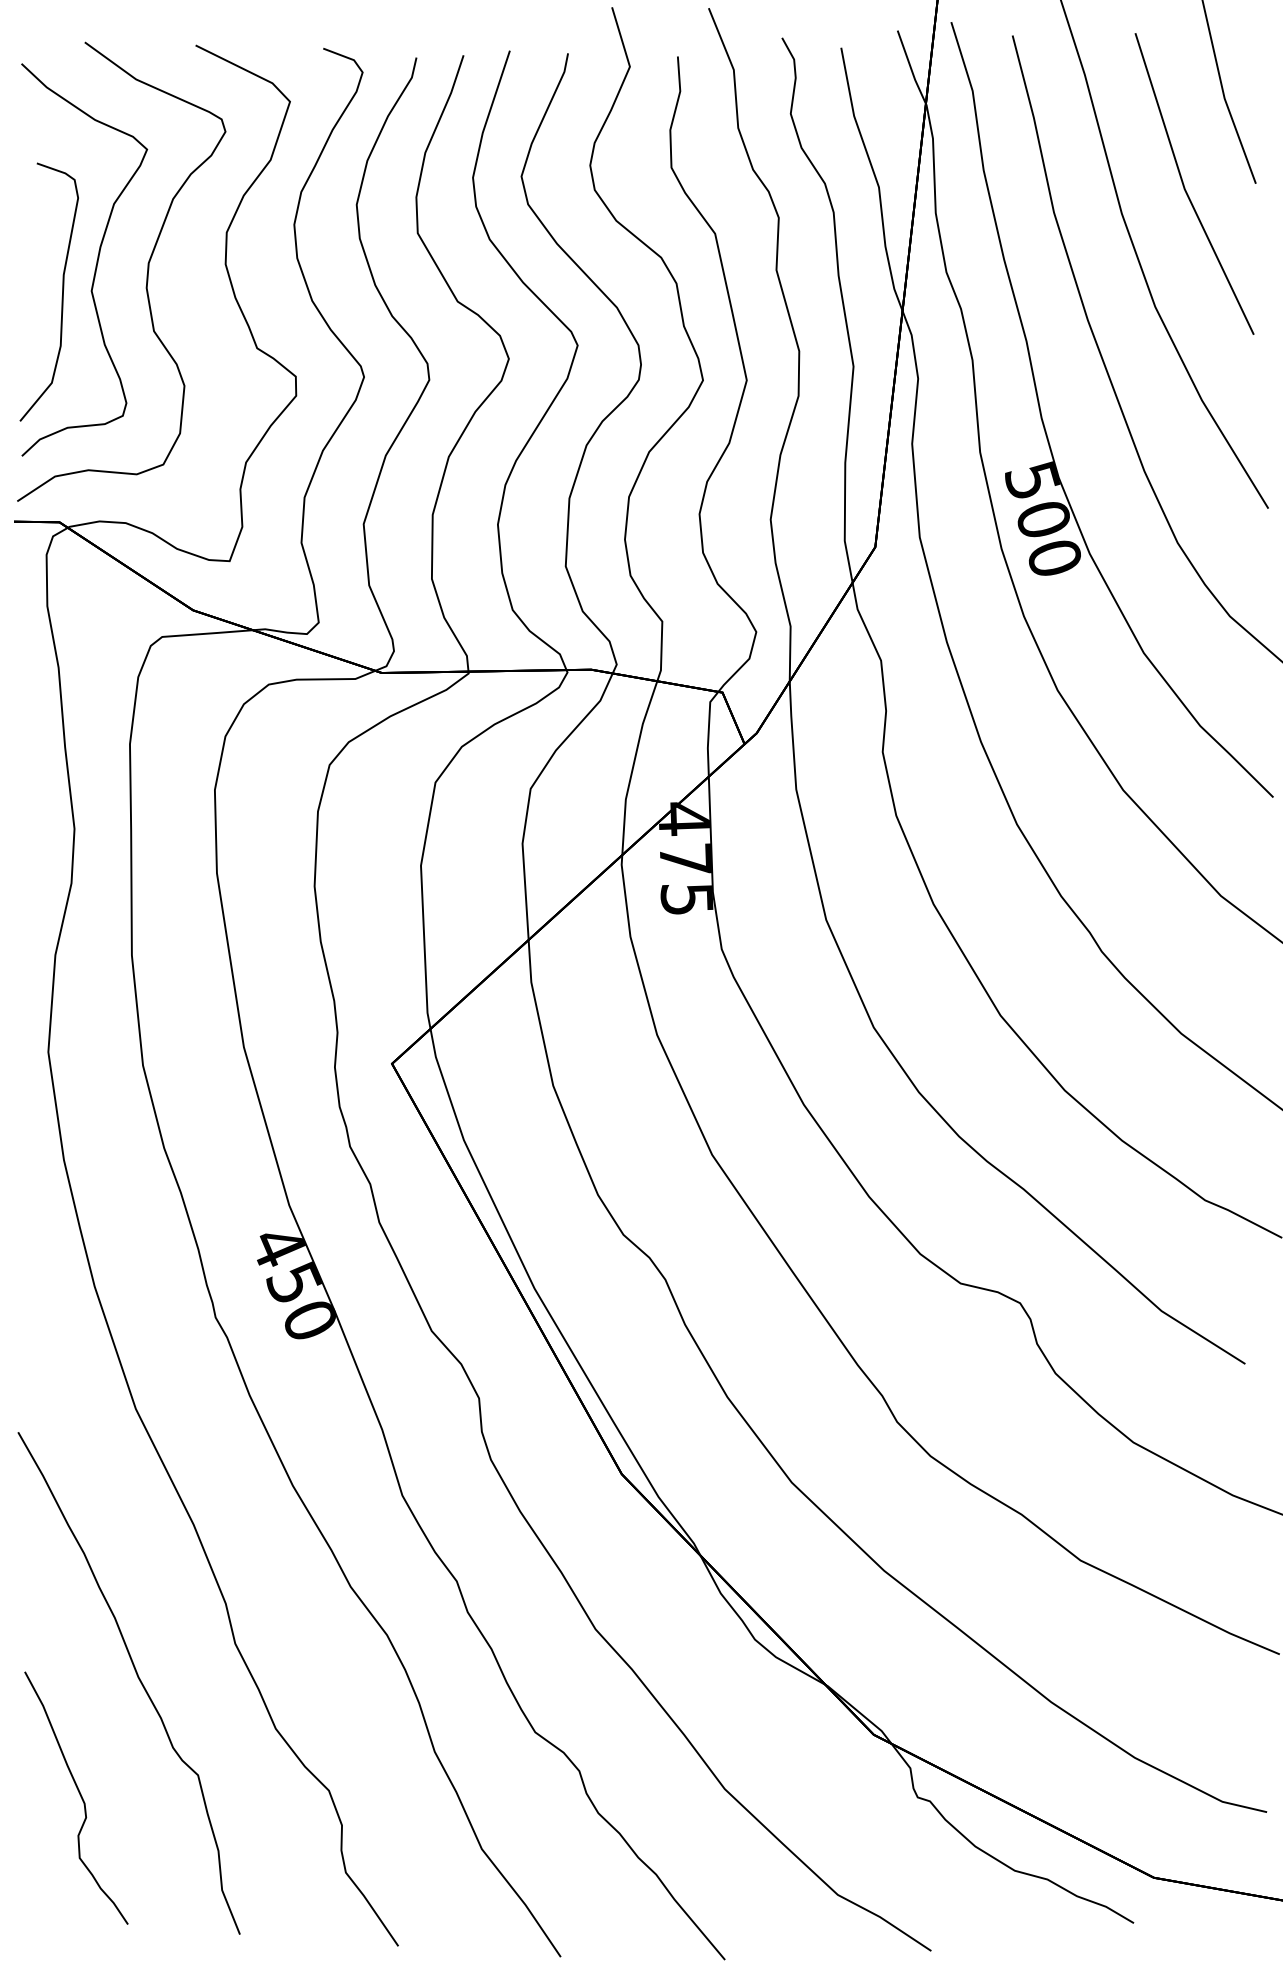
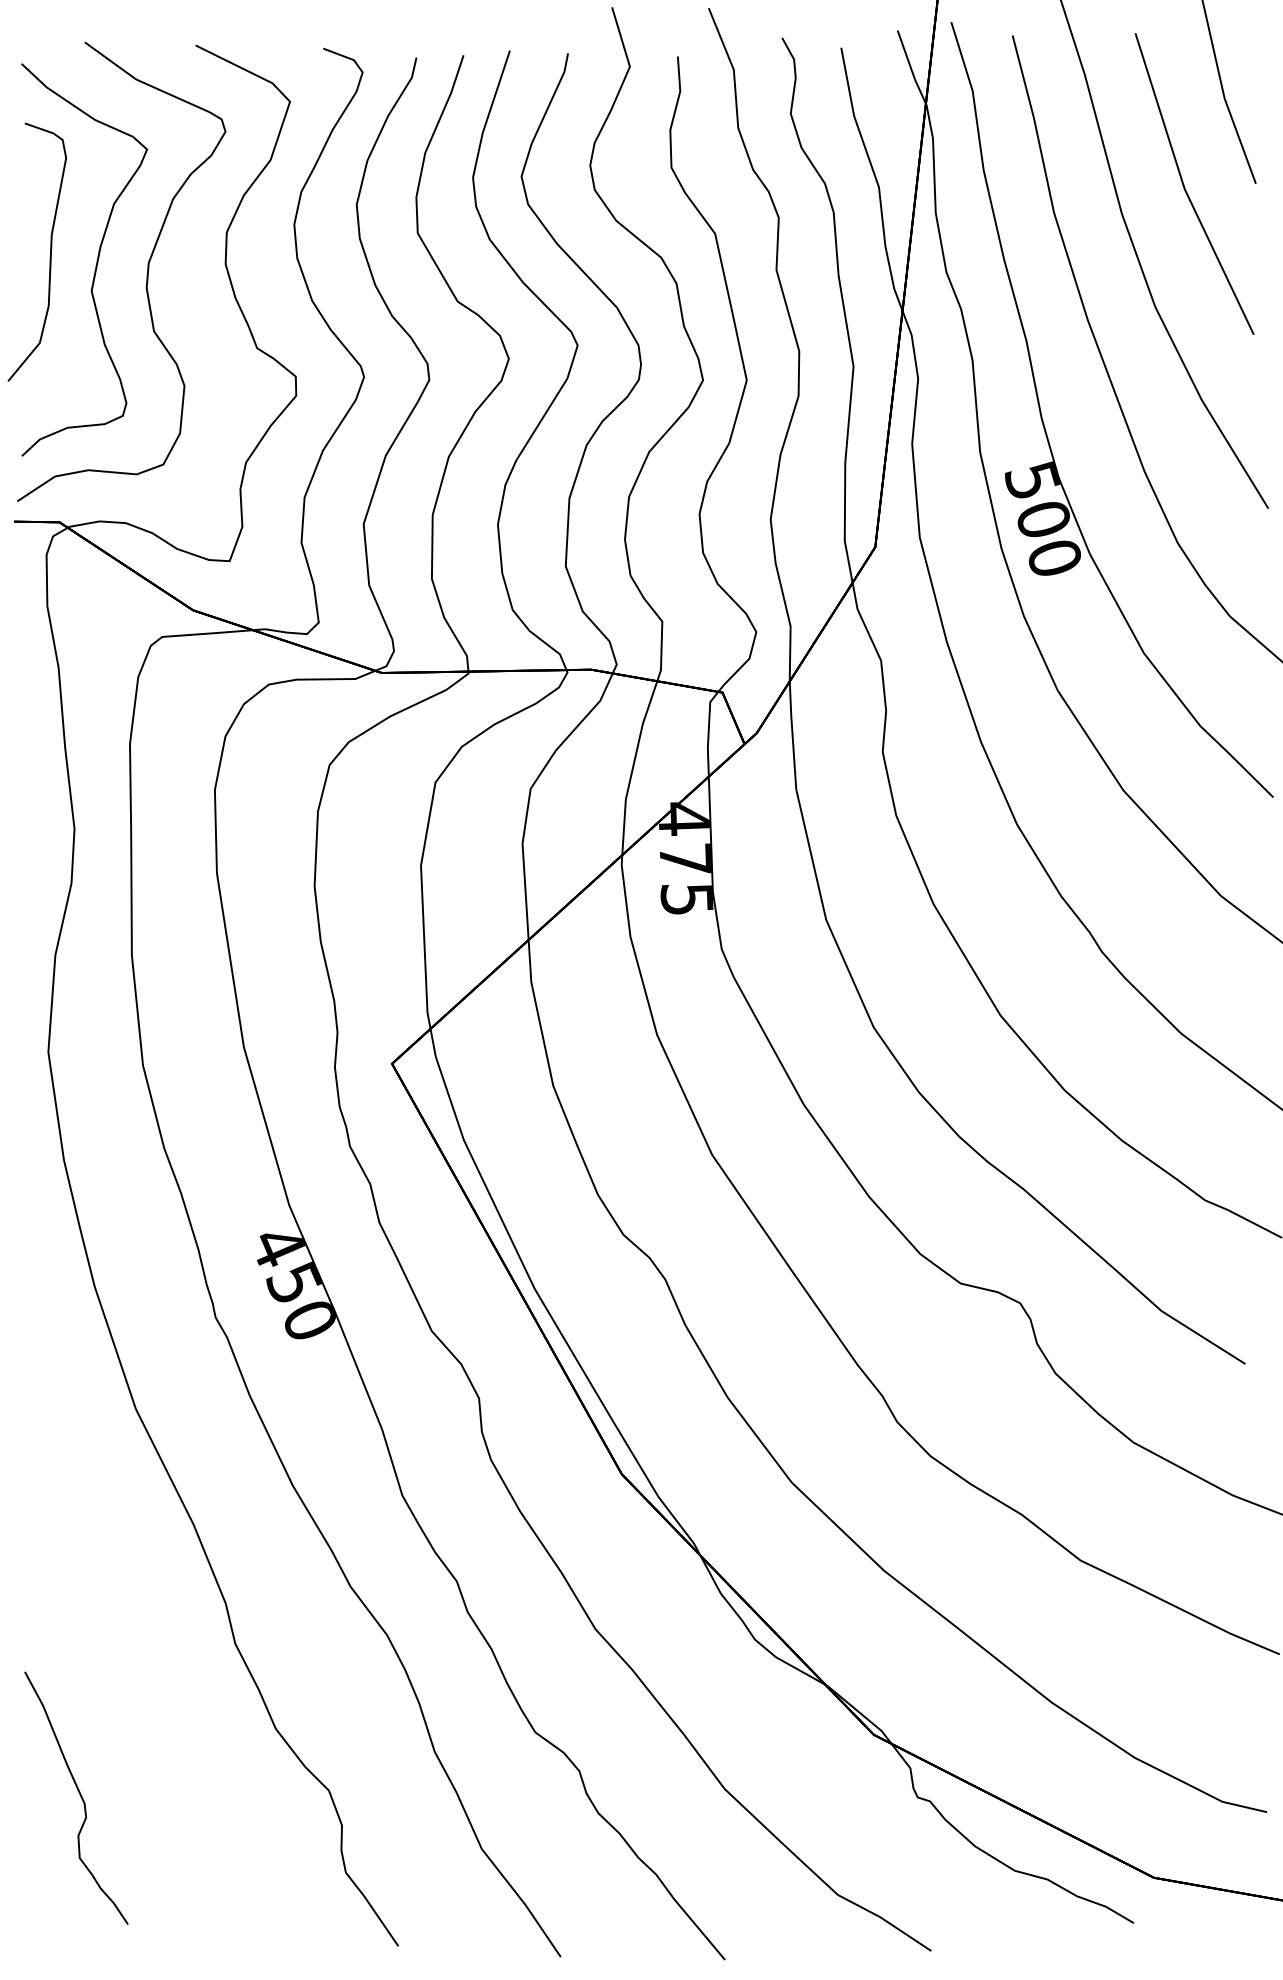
part position: (62, 291) -> (50, 251) (50, 251)
curve: present -> none (138, 1679)
